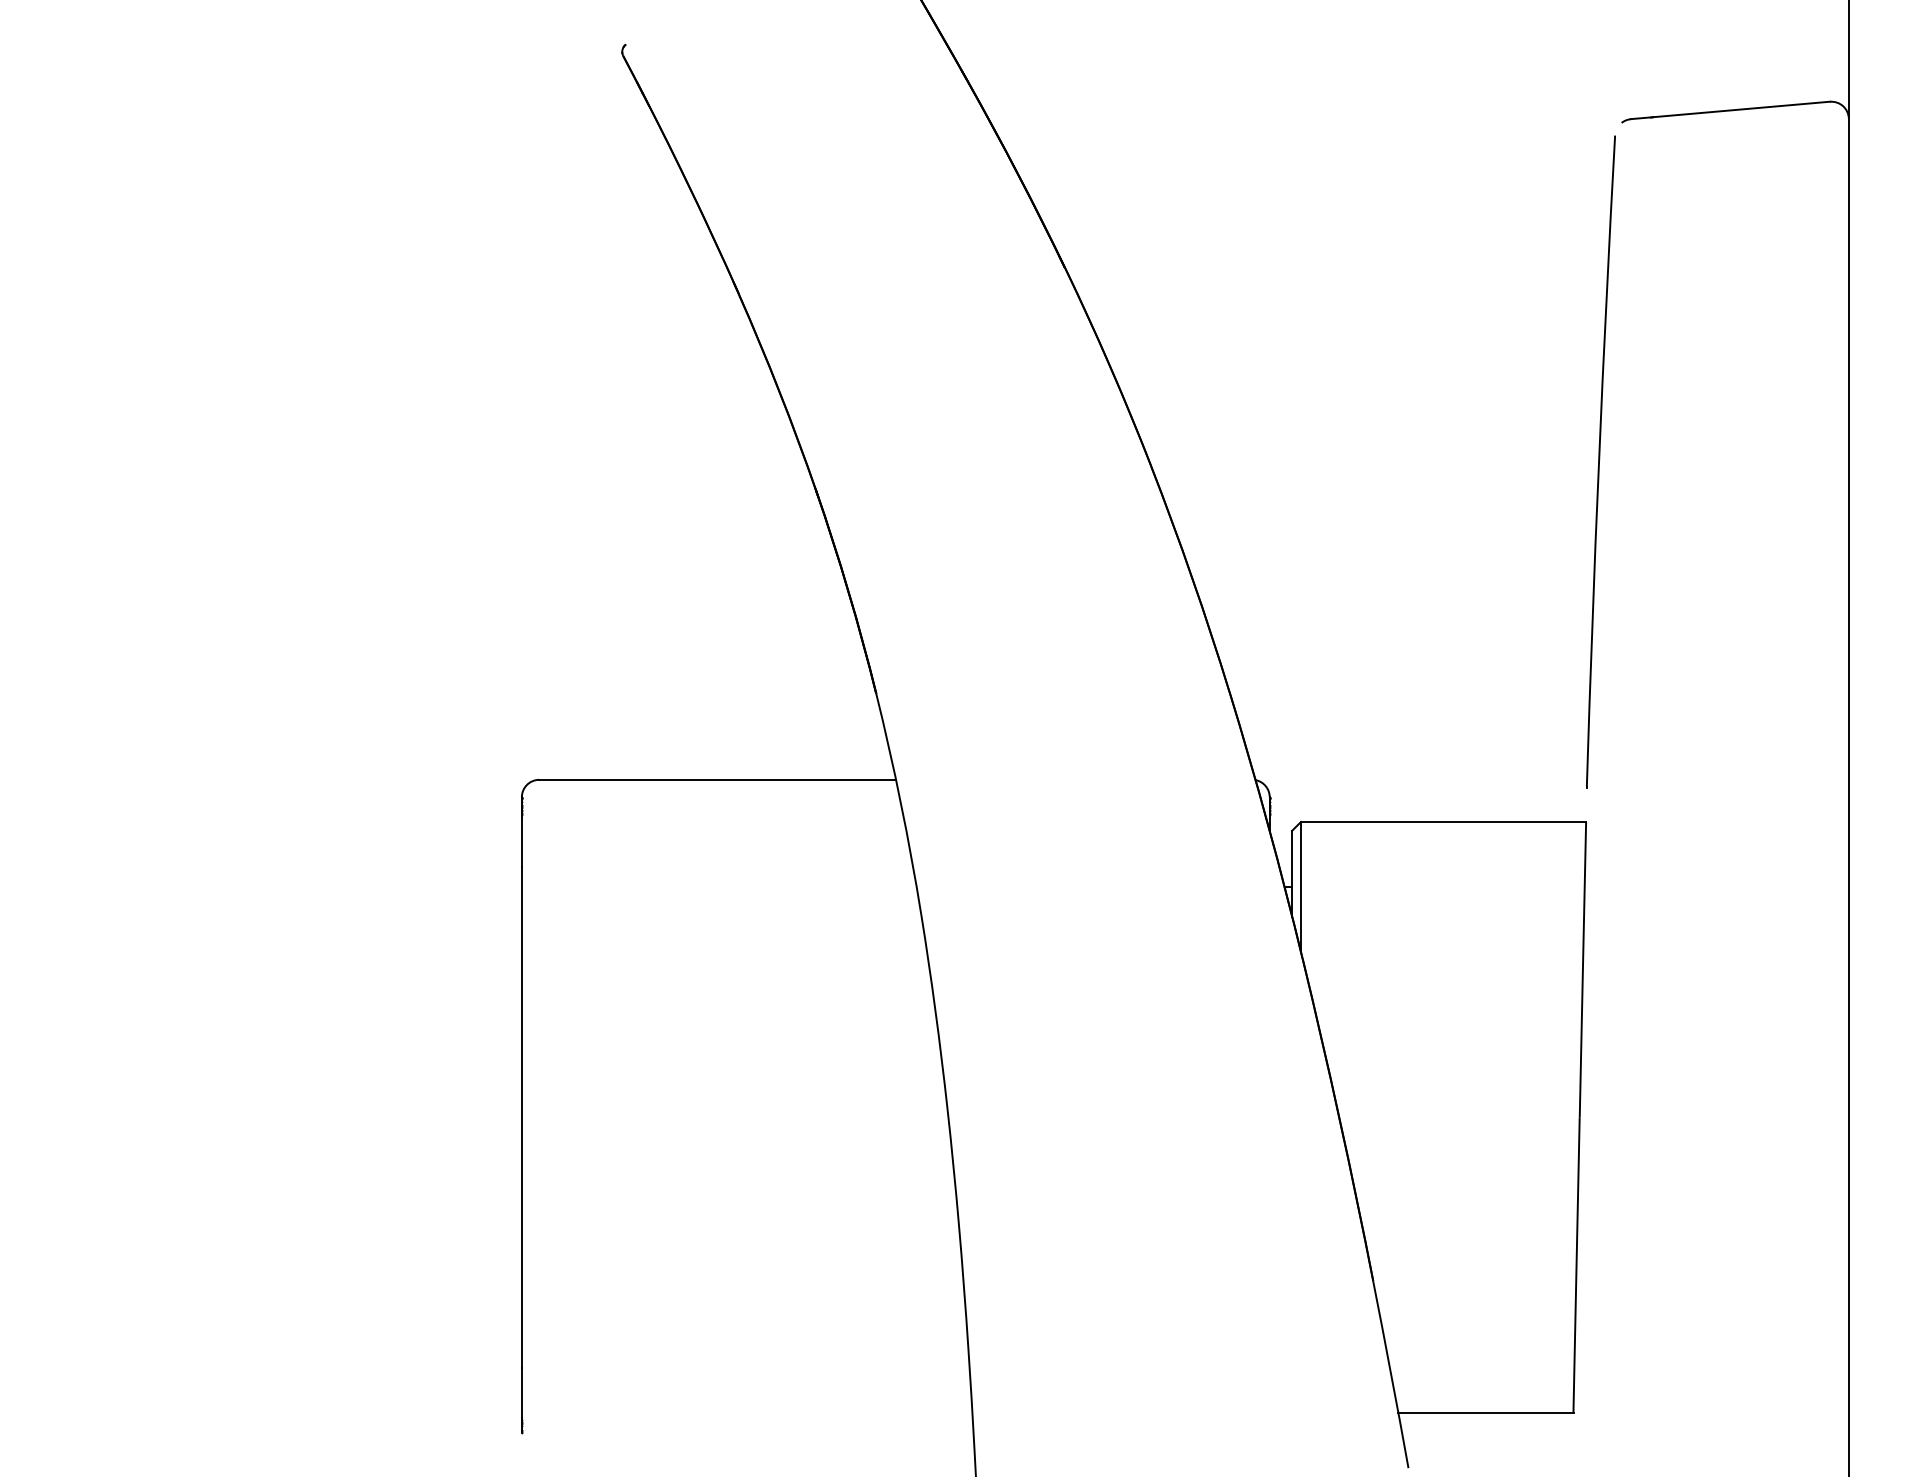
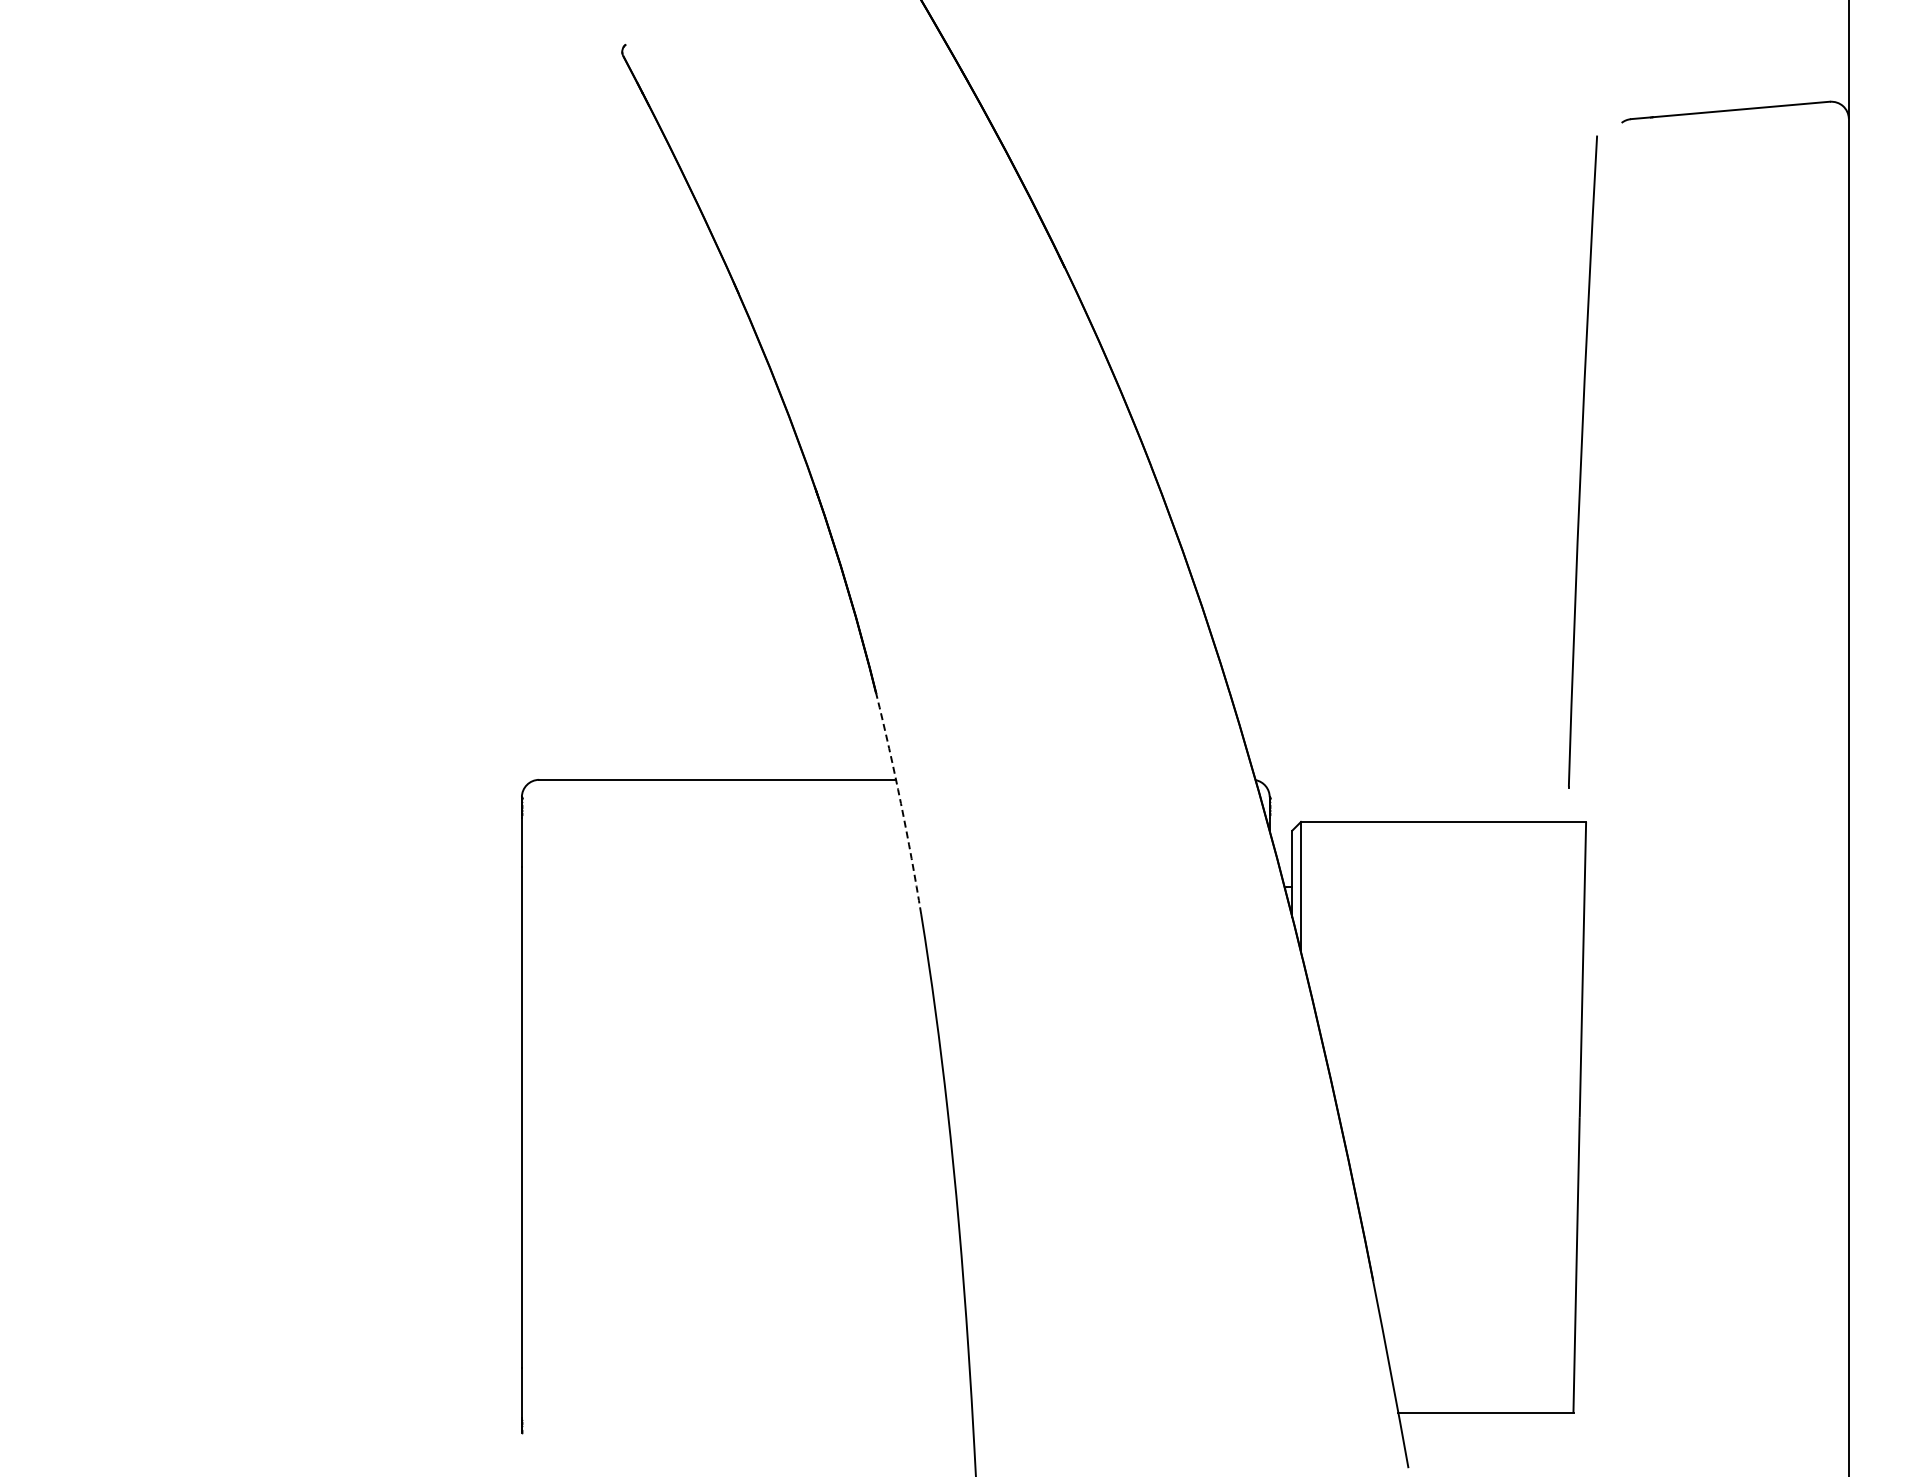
part position: (1600, 461) -> (1582, 461) (1582, 461)
arc: solid -> dashed (900, 803)
